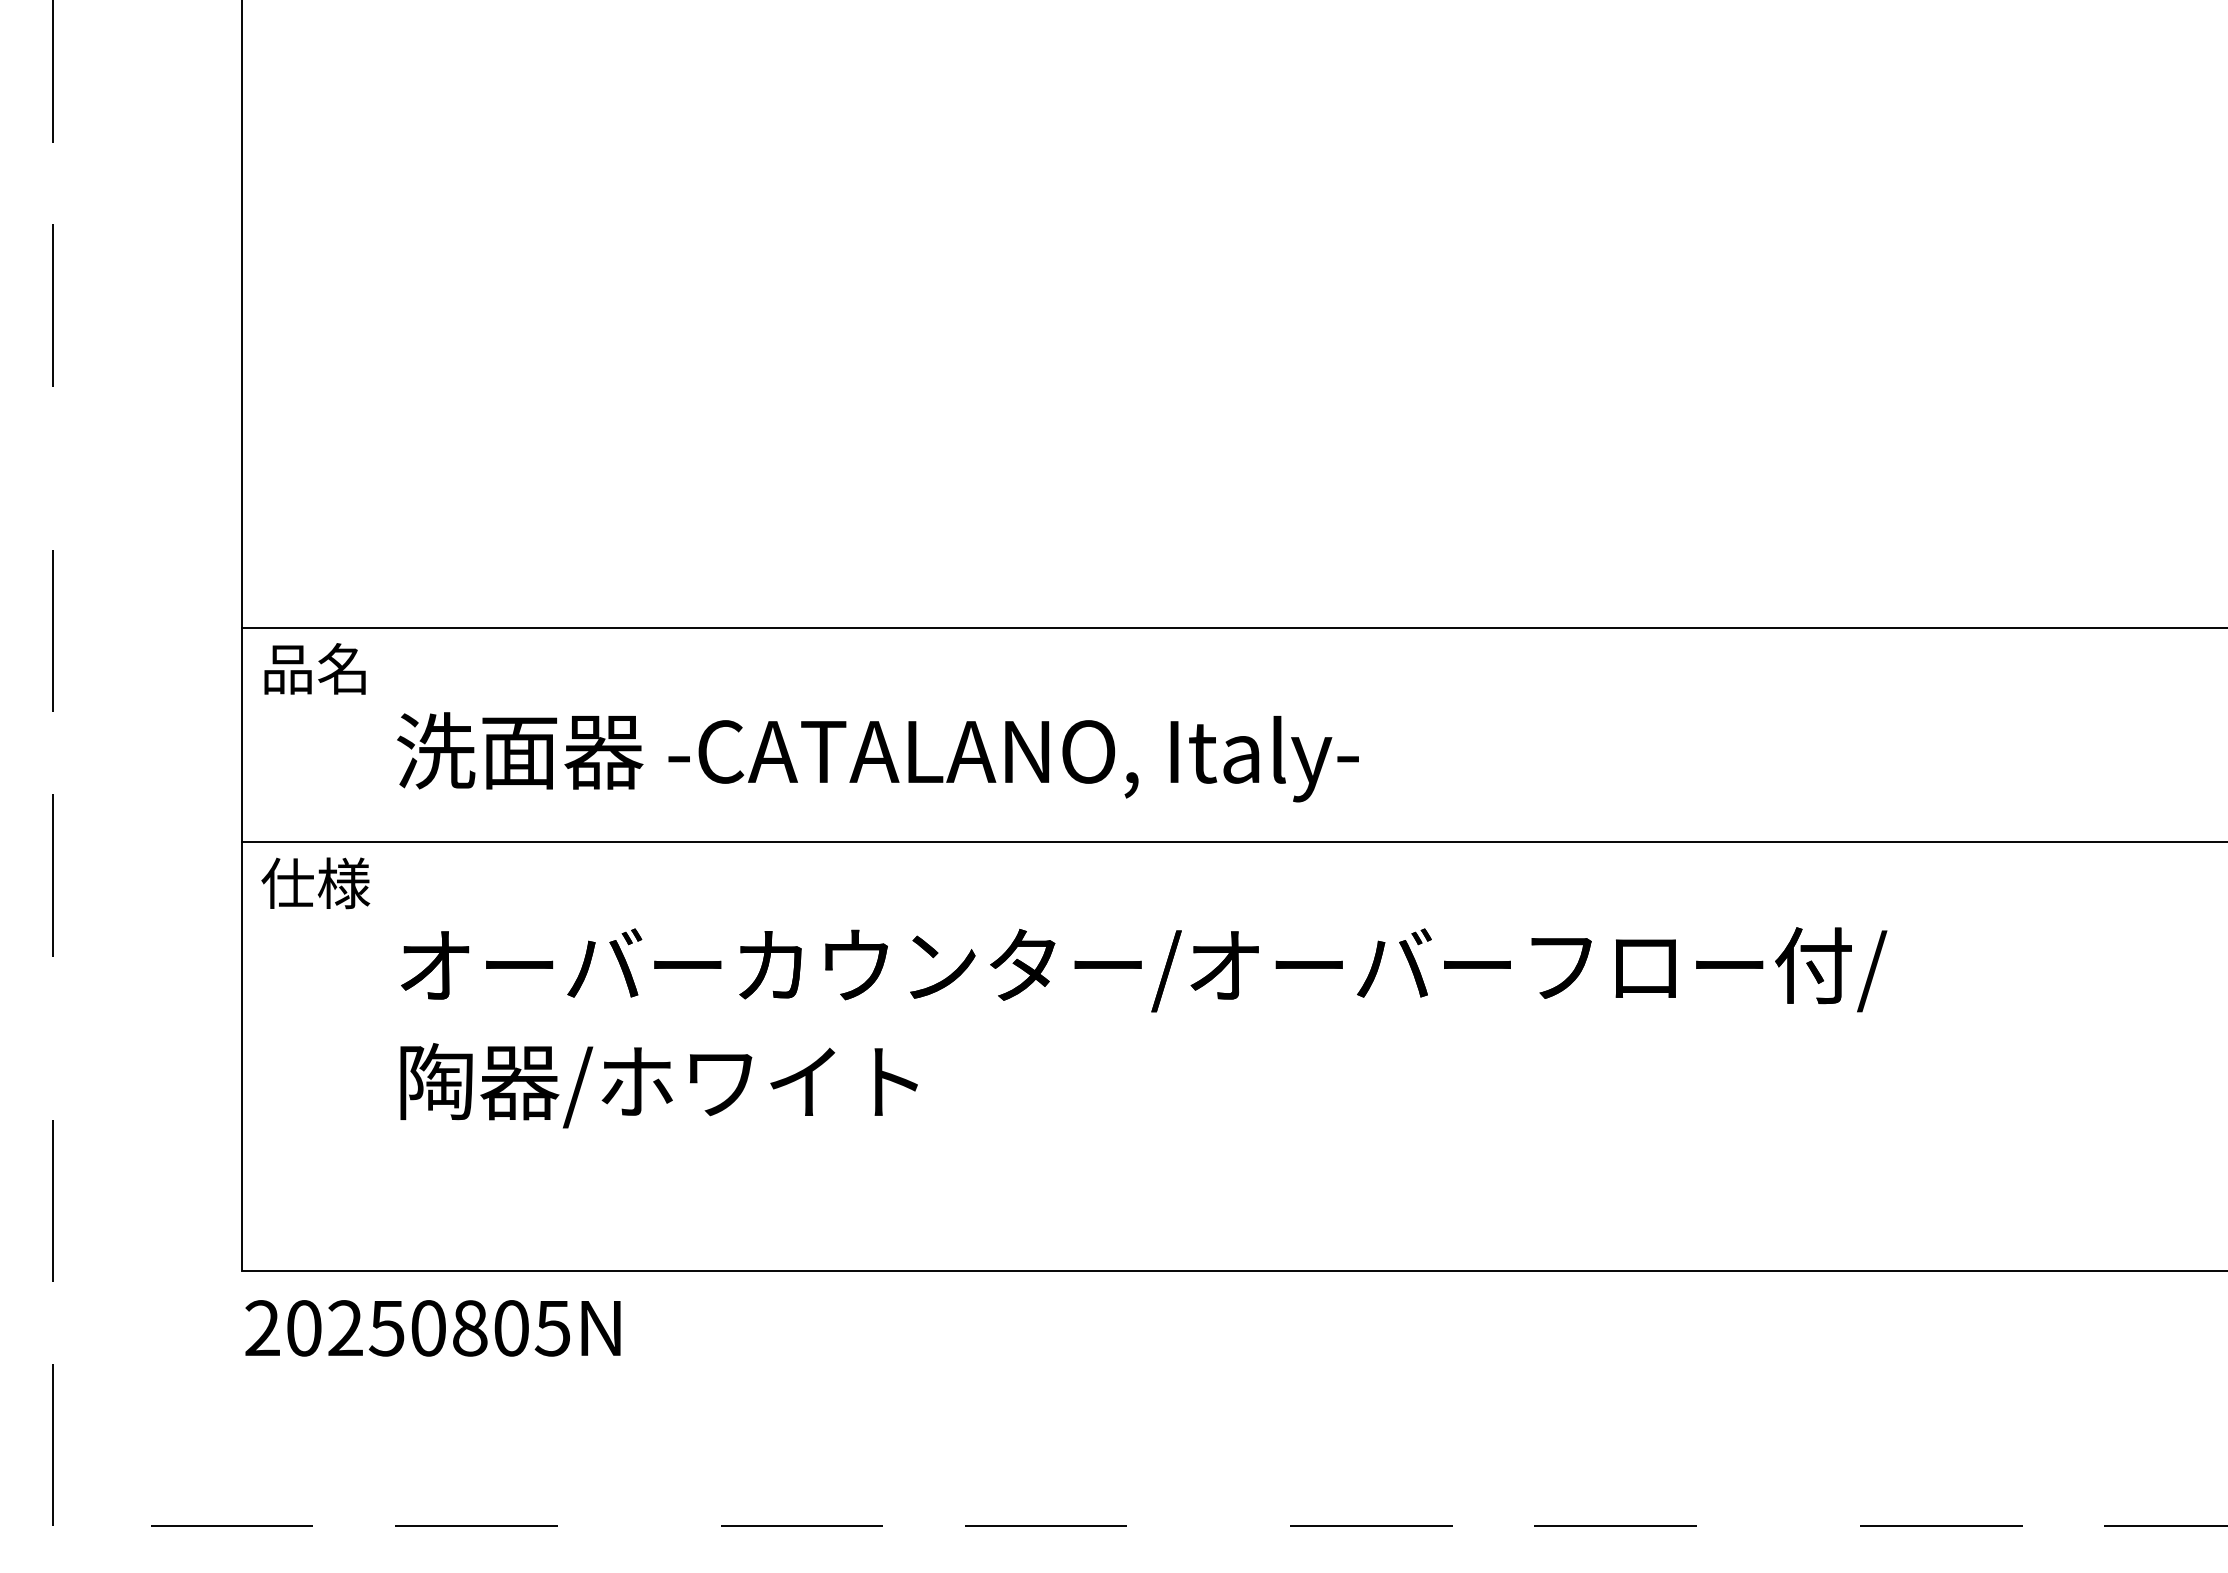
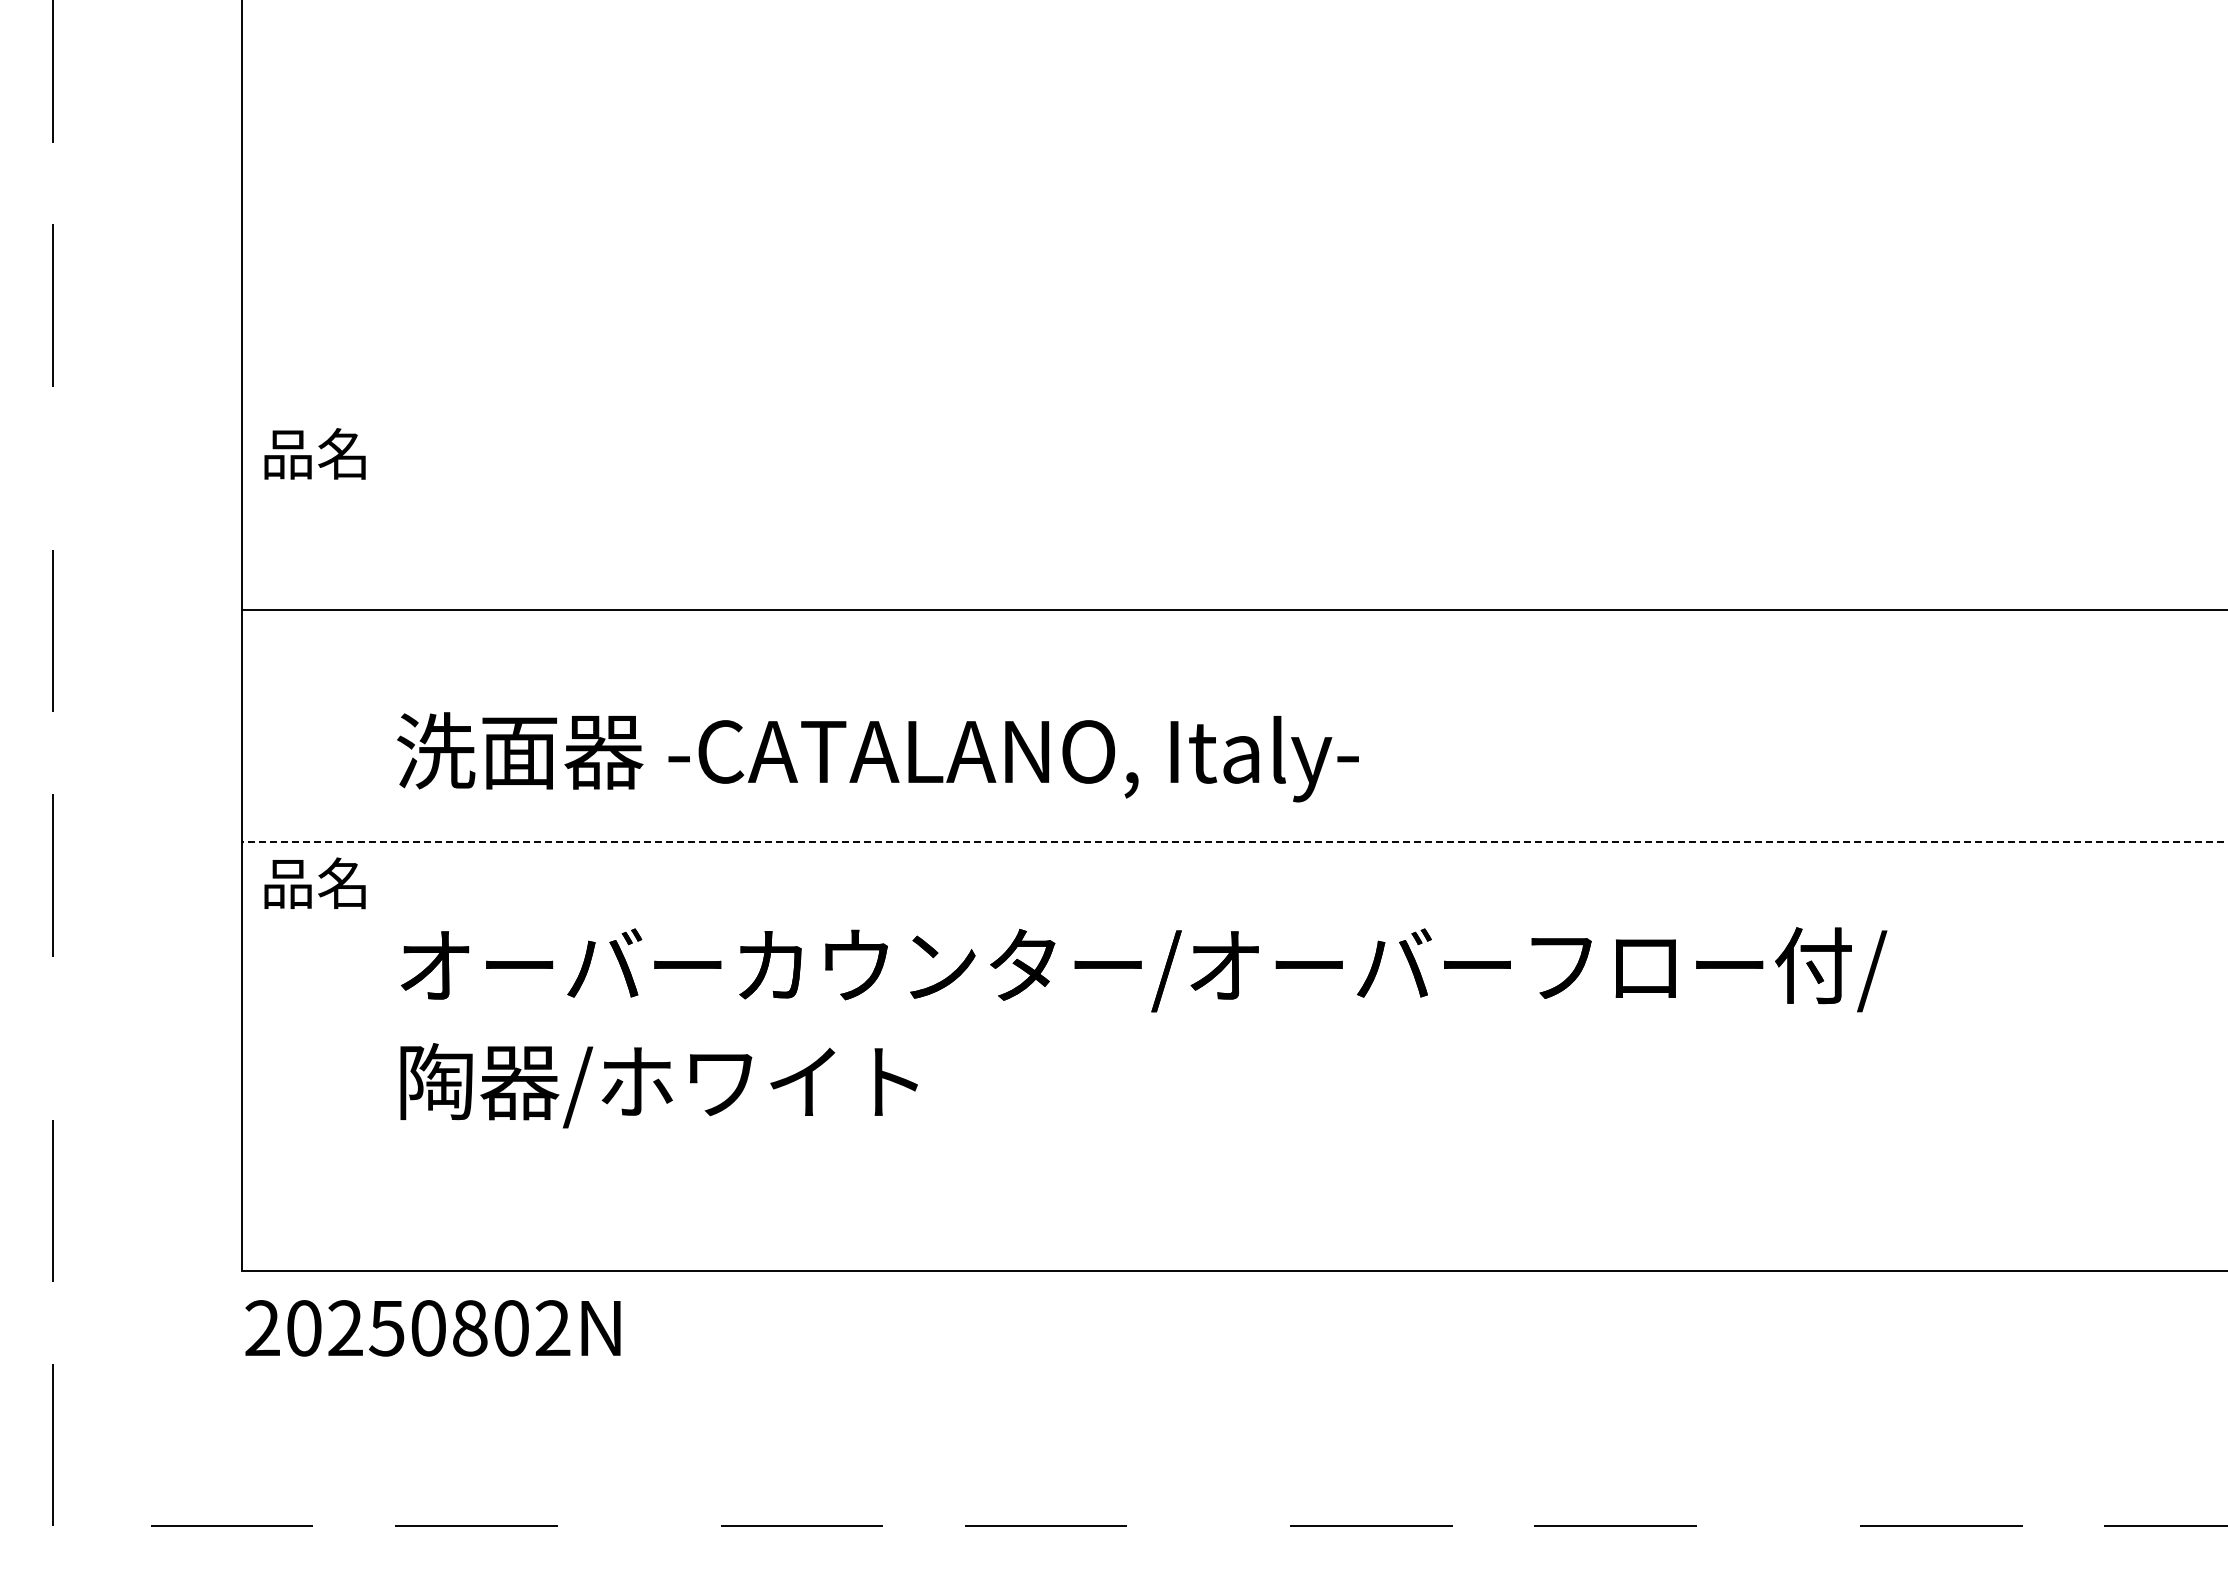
line position: (1233, 627) -> (1233, 609) (1233, 609)
text position: (314, 668) -> (314, 453) (314, 453)
line: solid -> dashed (1234, 842)
text: 仕様 -> 品名 (315, 883)
text: 20250805N -> 20250802N (552, 1328)
